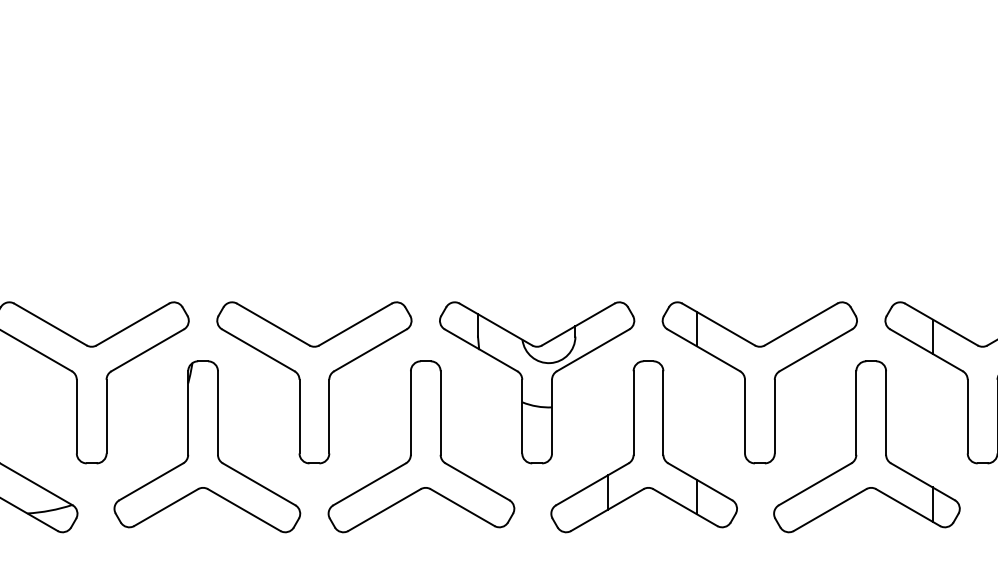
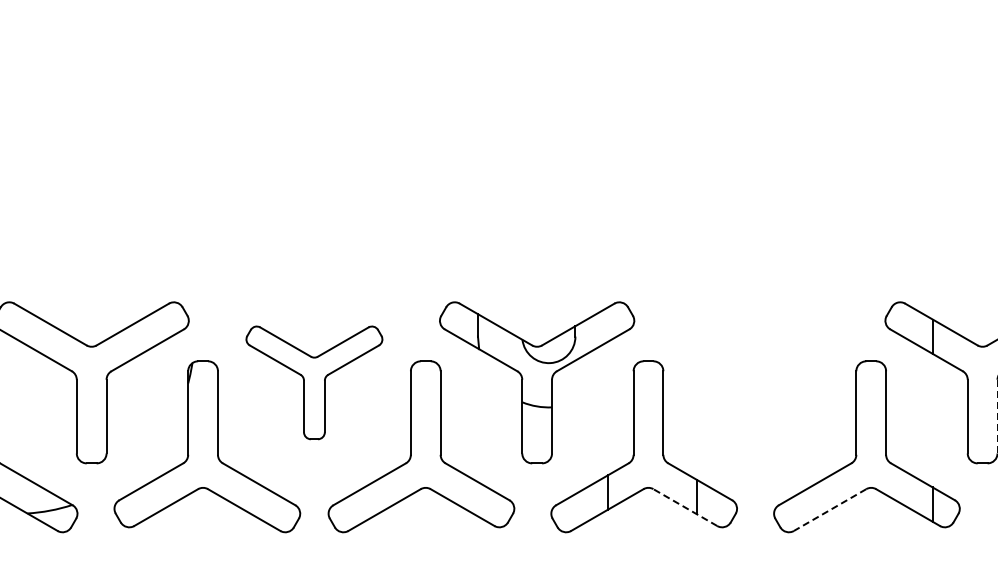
part size: 197x164 px -> 139x116 px (314, 382)
part: present -> none (759, 382)
line: solid -> dashed (997, 416)
line: solid -> dashed (685, 507)
line: solid -> dashed (830, 510)
